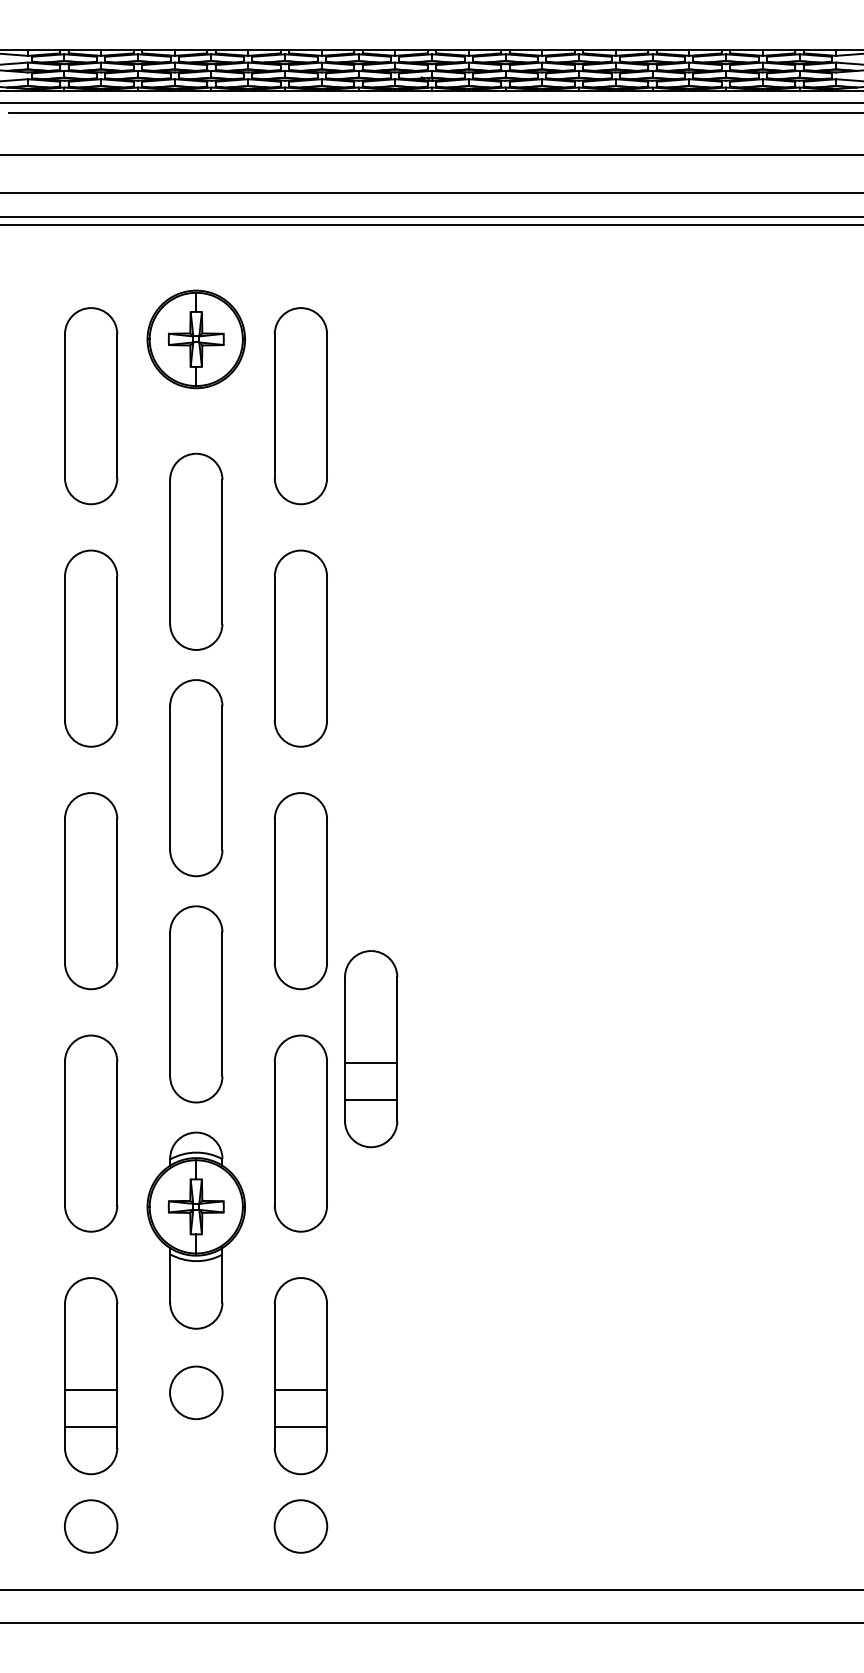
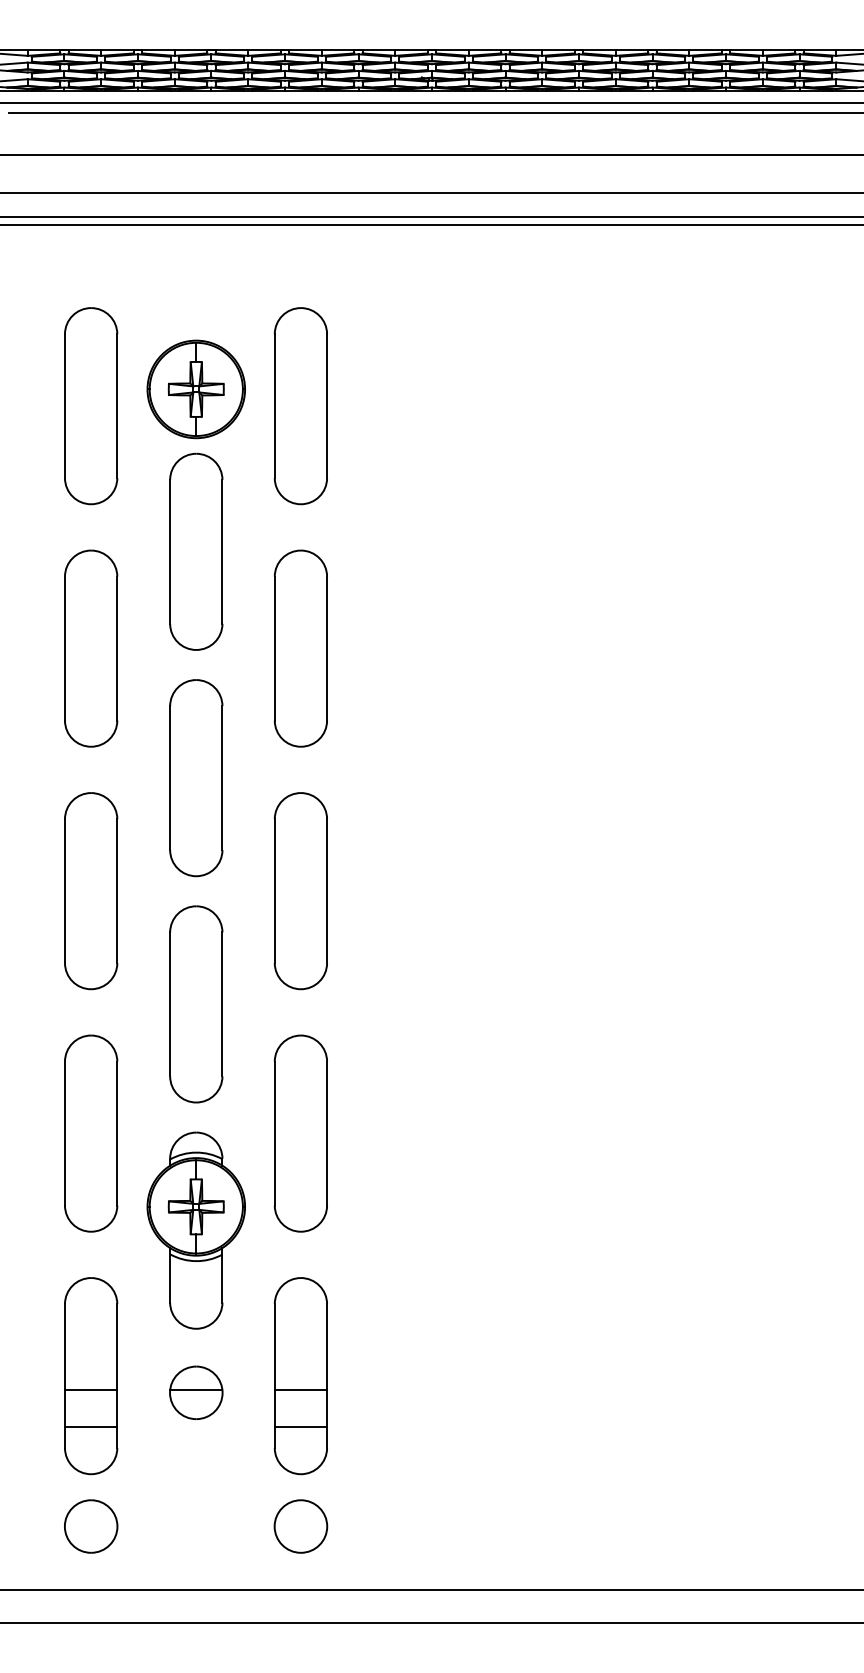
part position: (195, 339) -> (195, 389) (195, 389)
part: present -> none (371, 1049)
line: none -> present (196, 1389)
